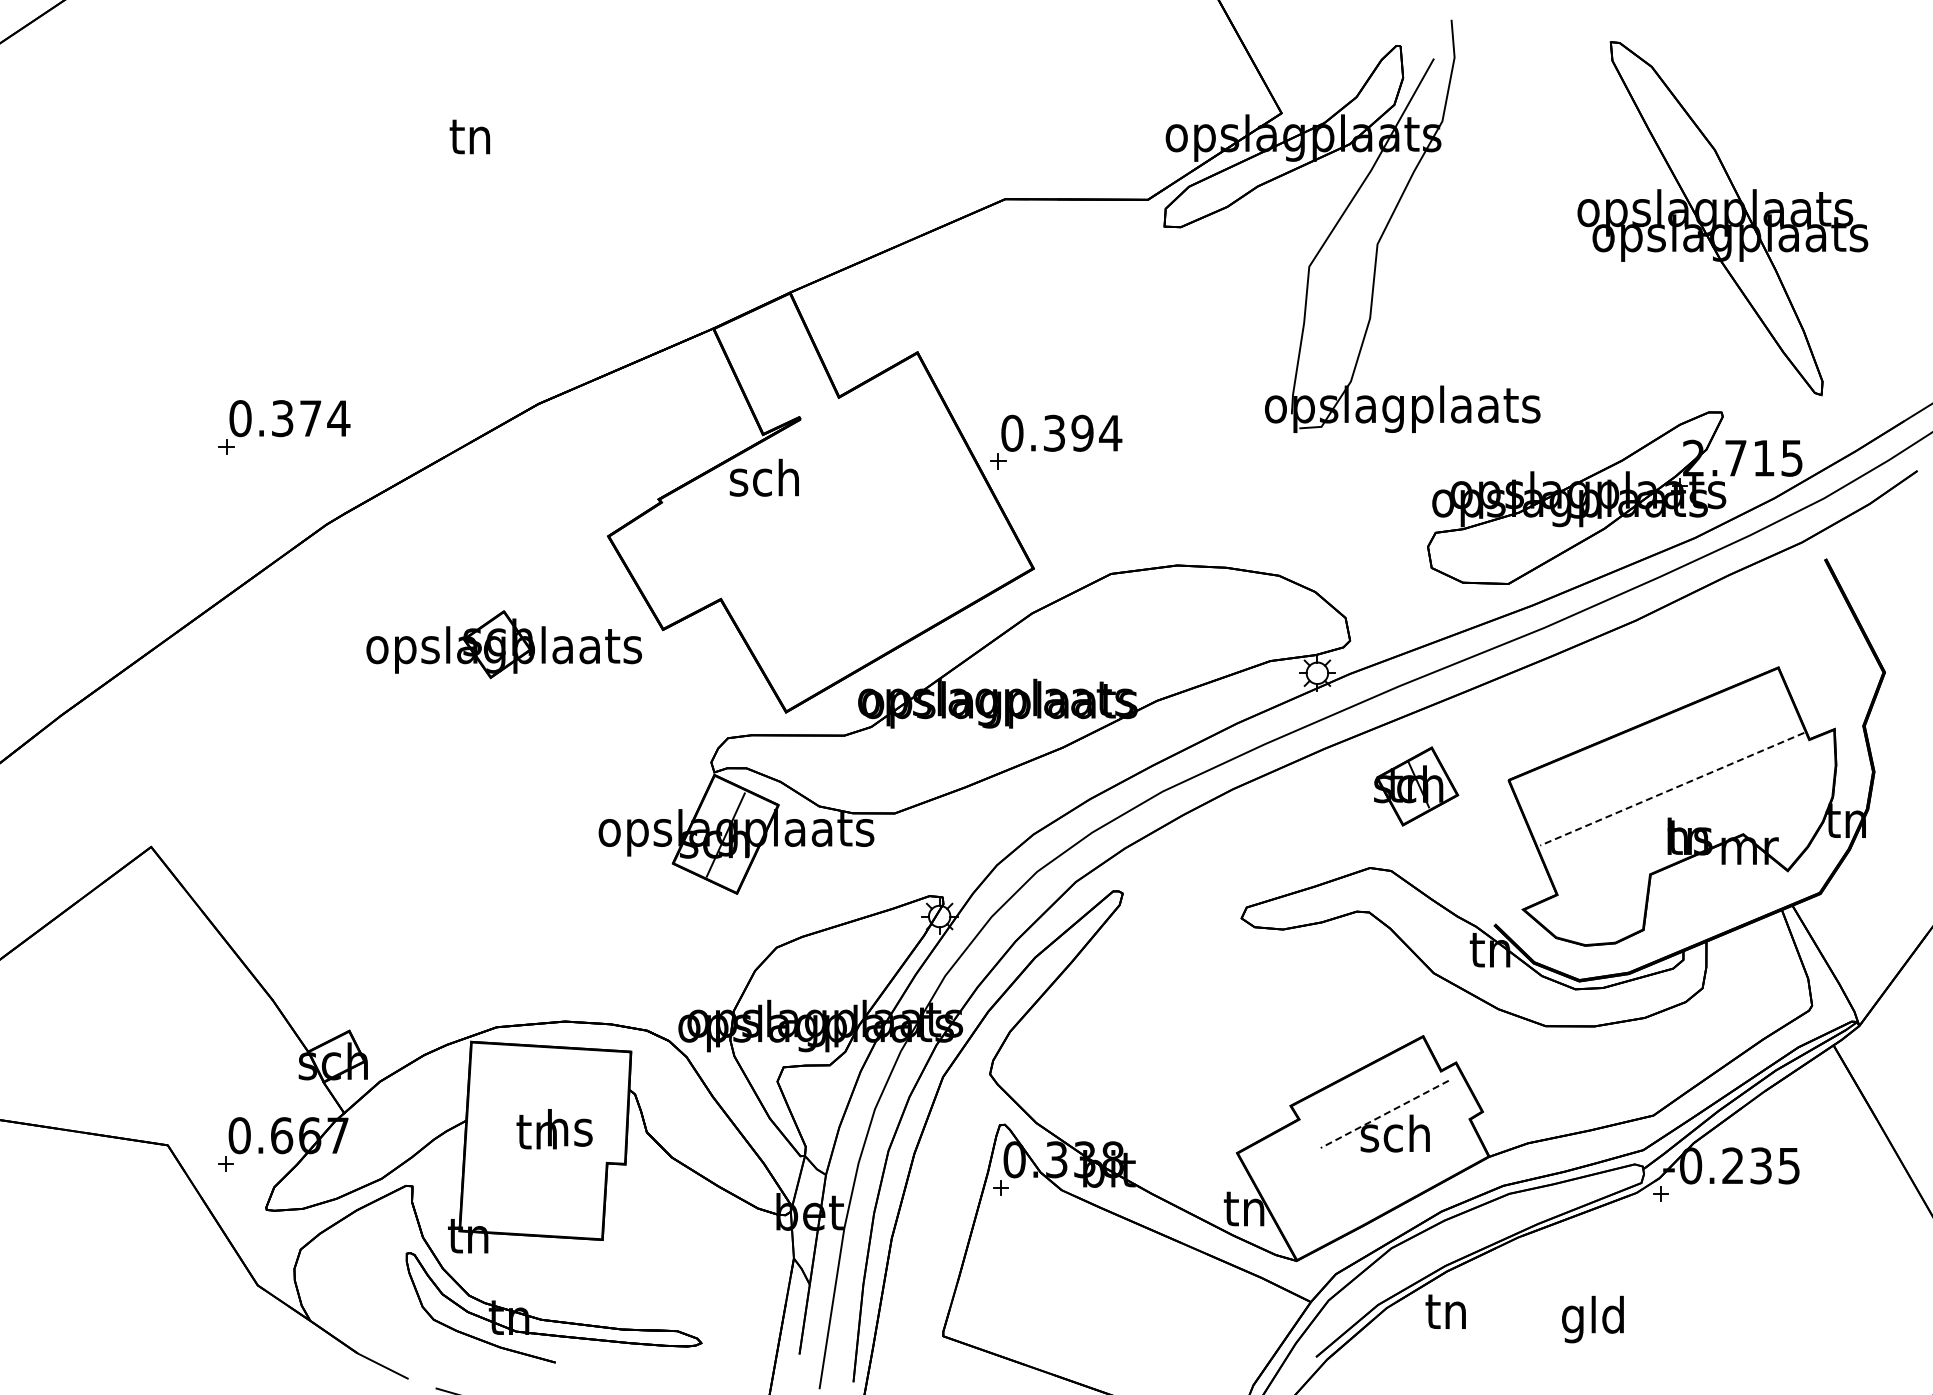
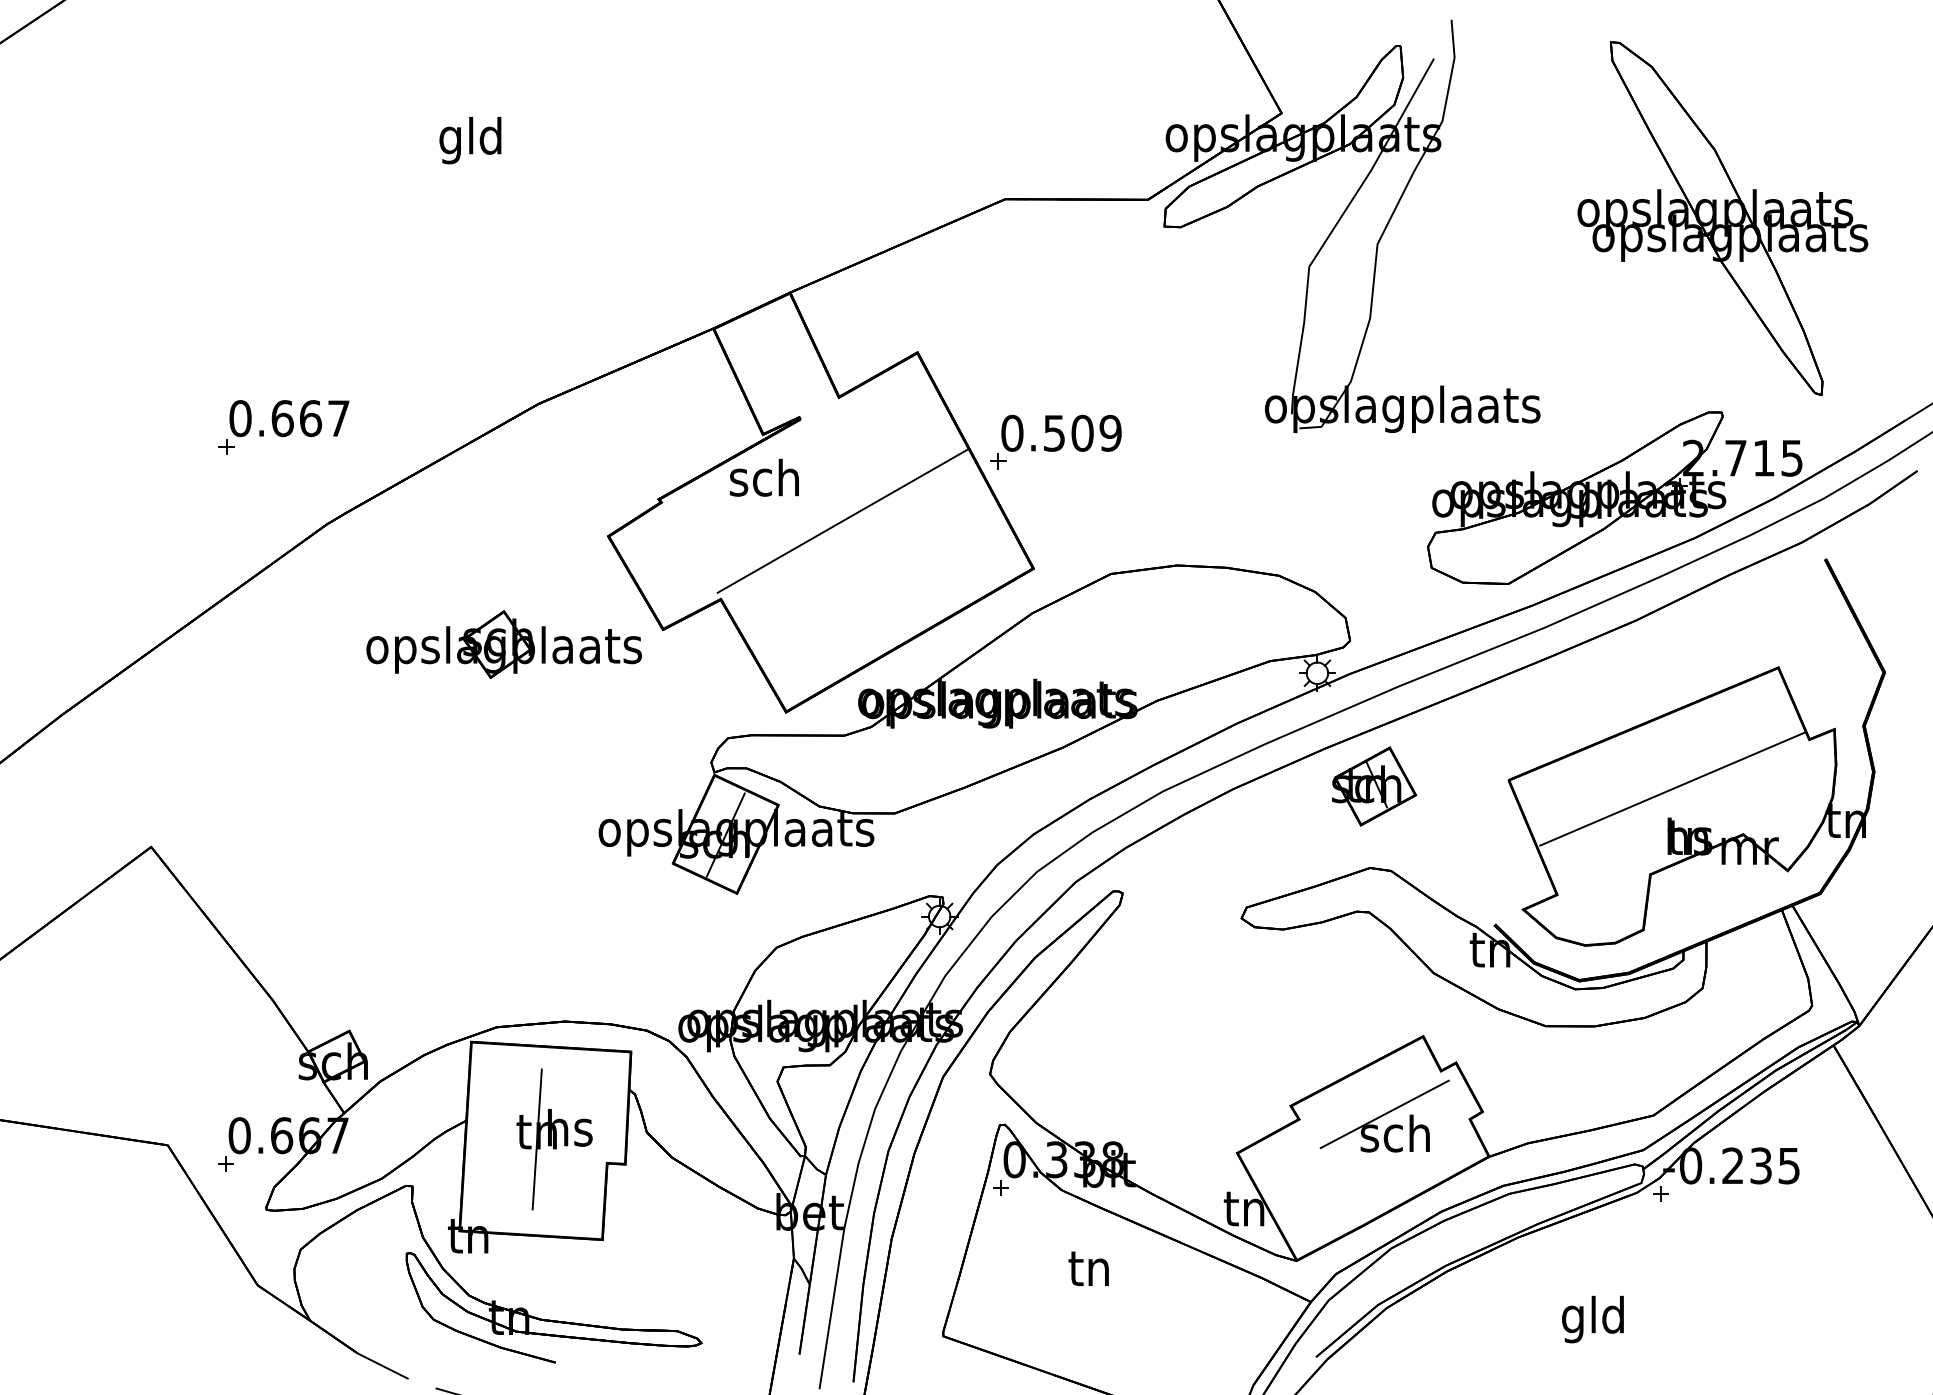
text: tn -> gld (470, 140)
text: 0.374 -> 0.667 (310, 418)
text: 0.394 -> 0.509 (1083, 432)
line: none -> present (842, 520)
part position: (1416, 786) -> (1374, 786) (1374, 786)
line: dashed -> solid (1672, 789)
line: dashed -> solid (1384, 1114)
line: none -> present (536, 1139)
text position: (1445, 1311) -> (1088, 1268) (1088, 1268)
